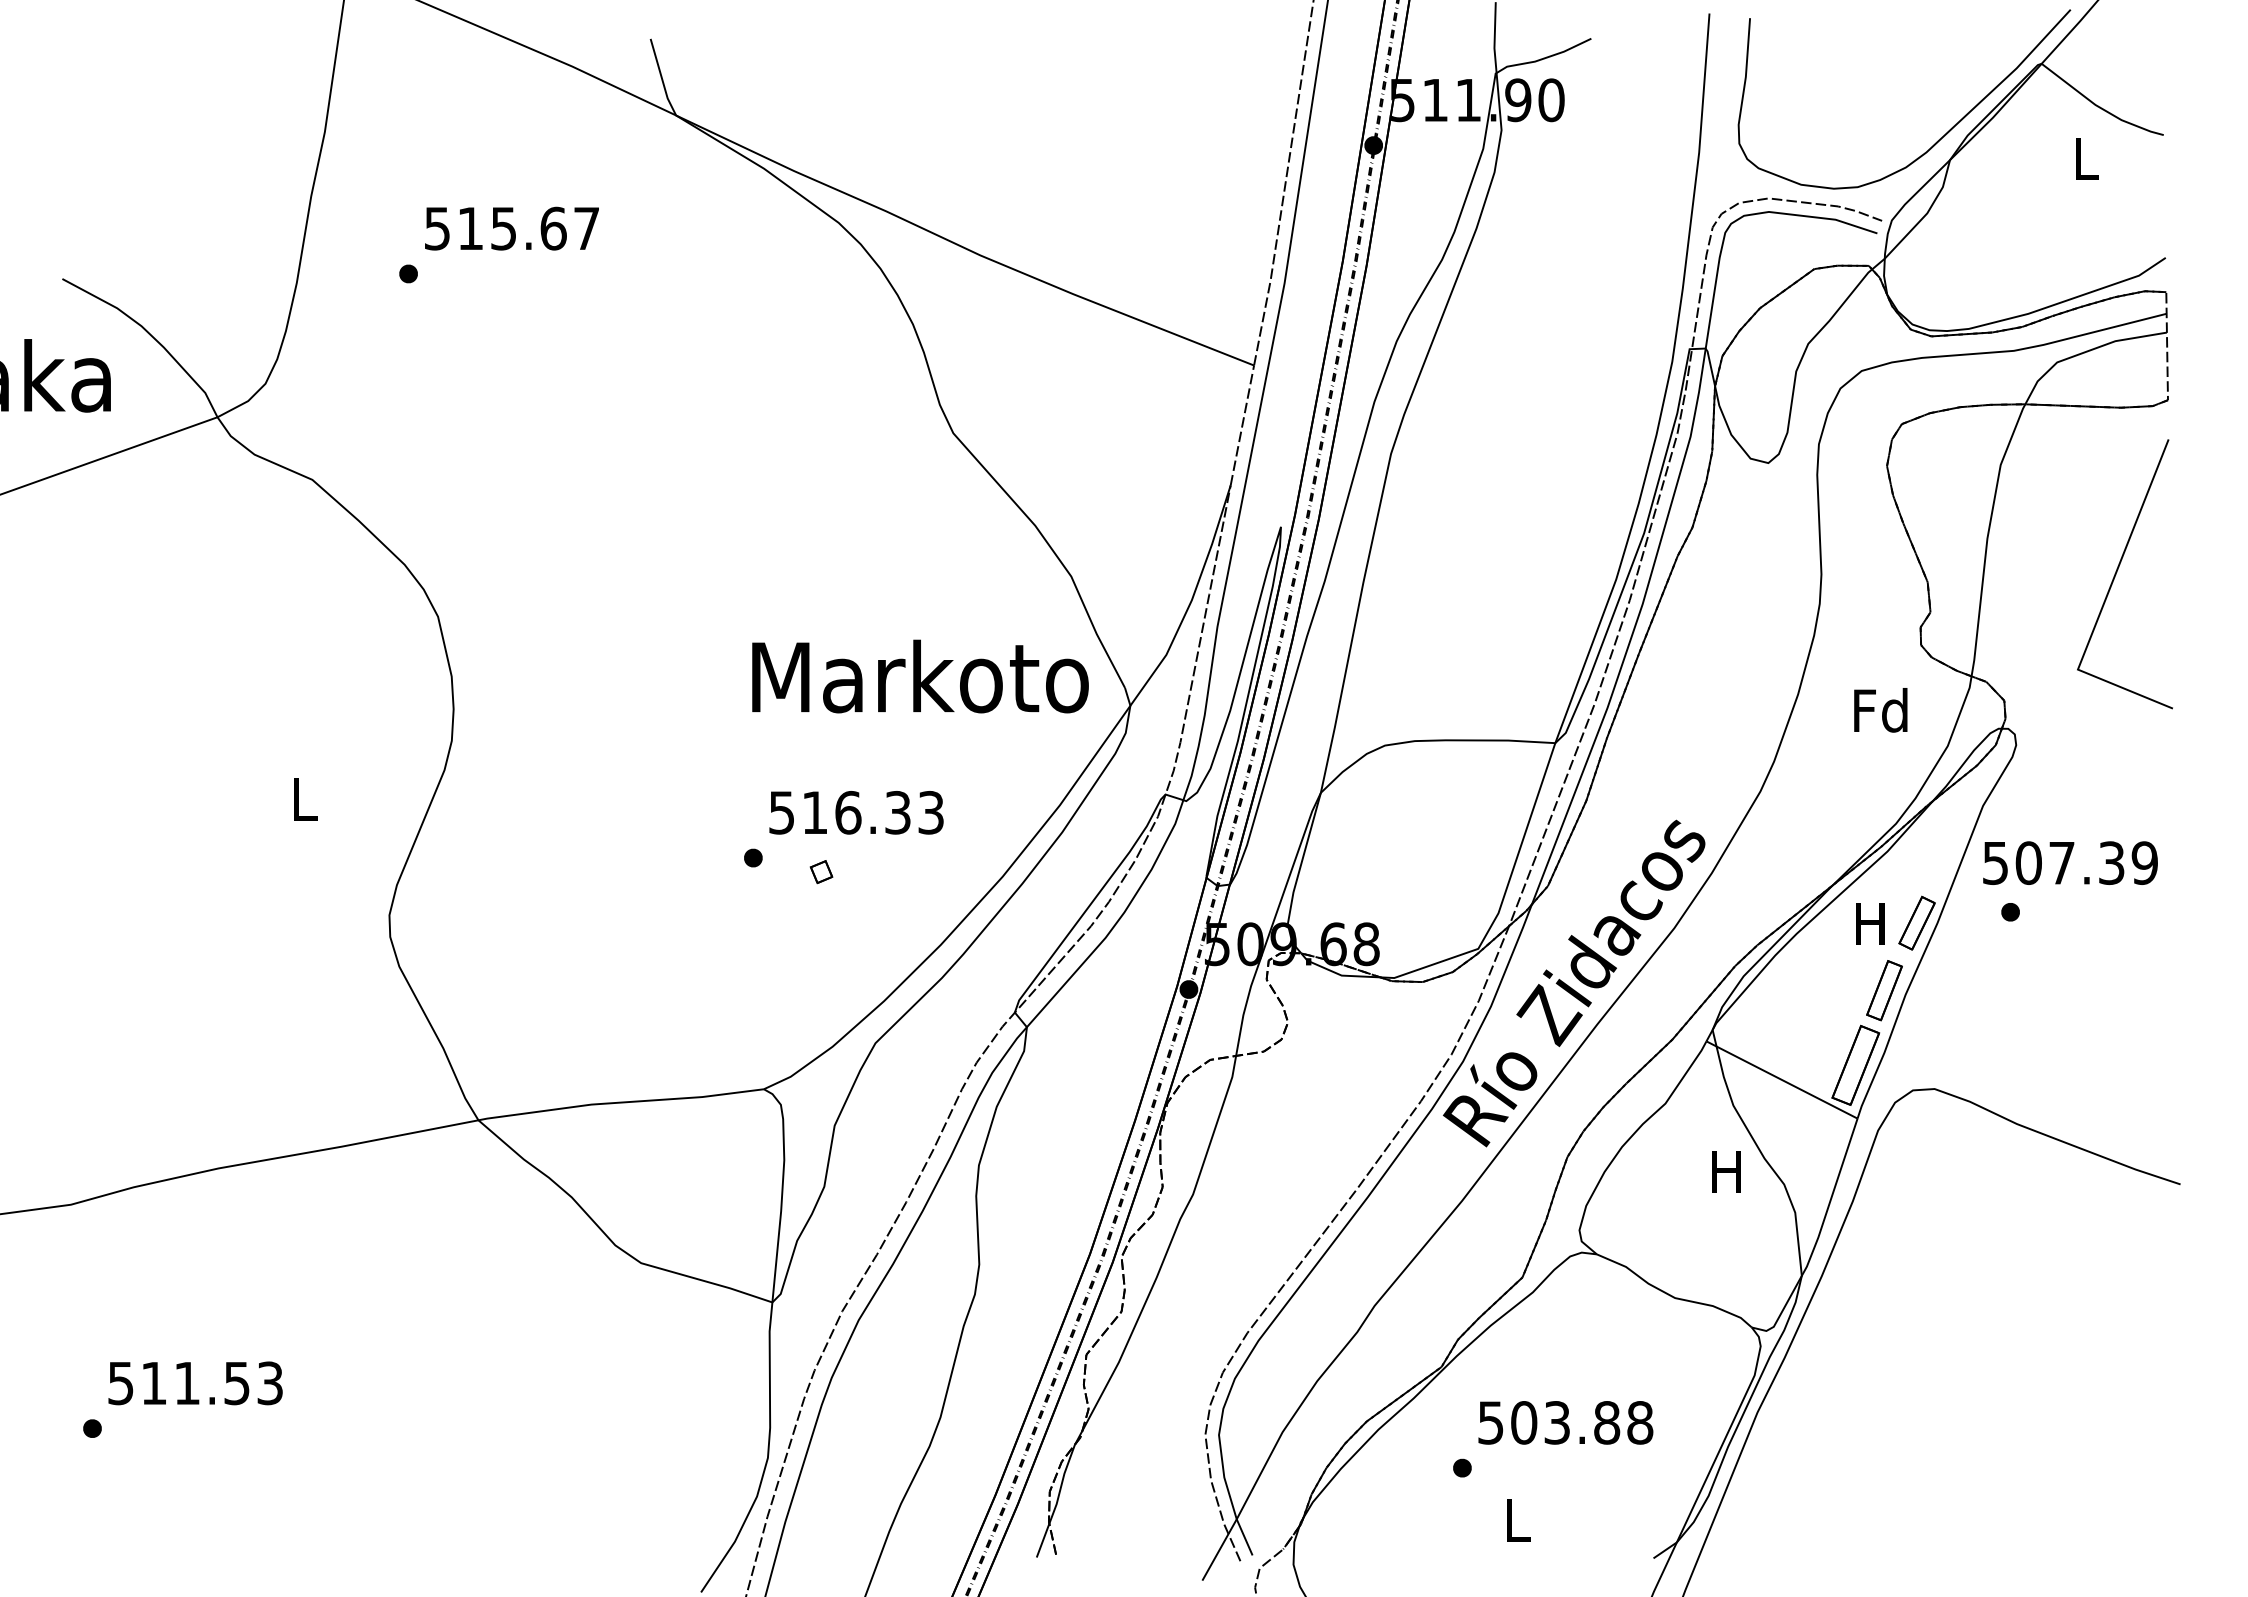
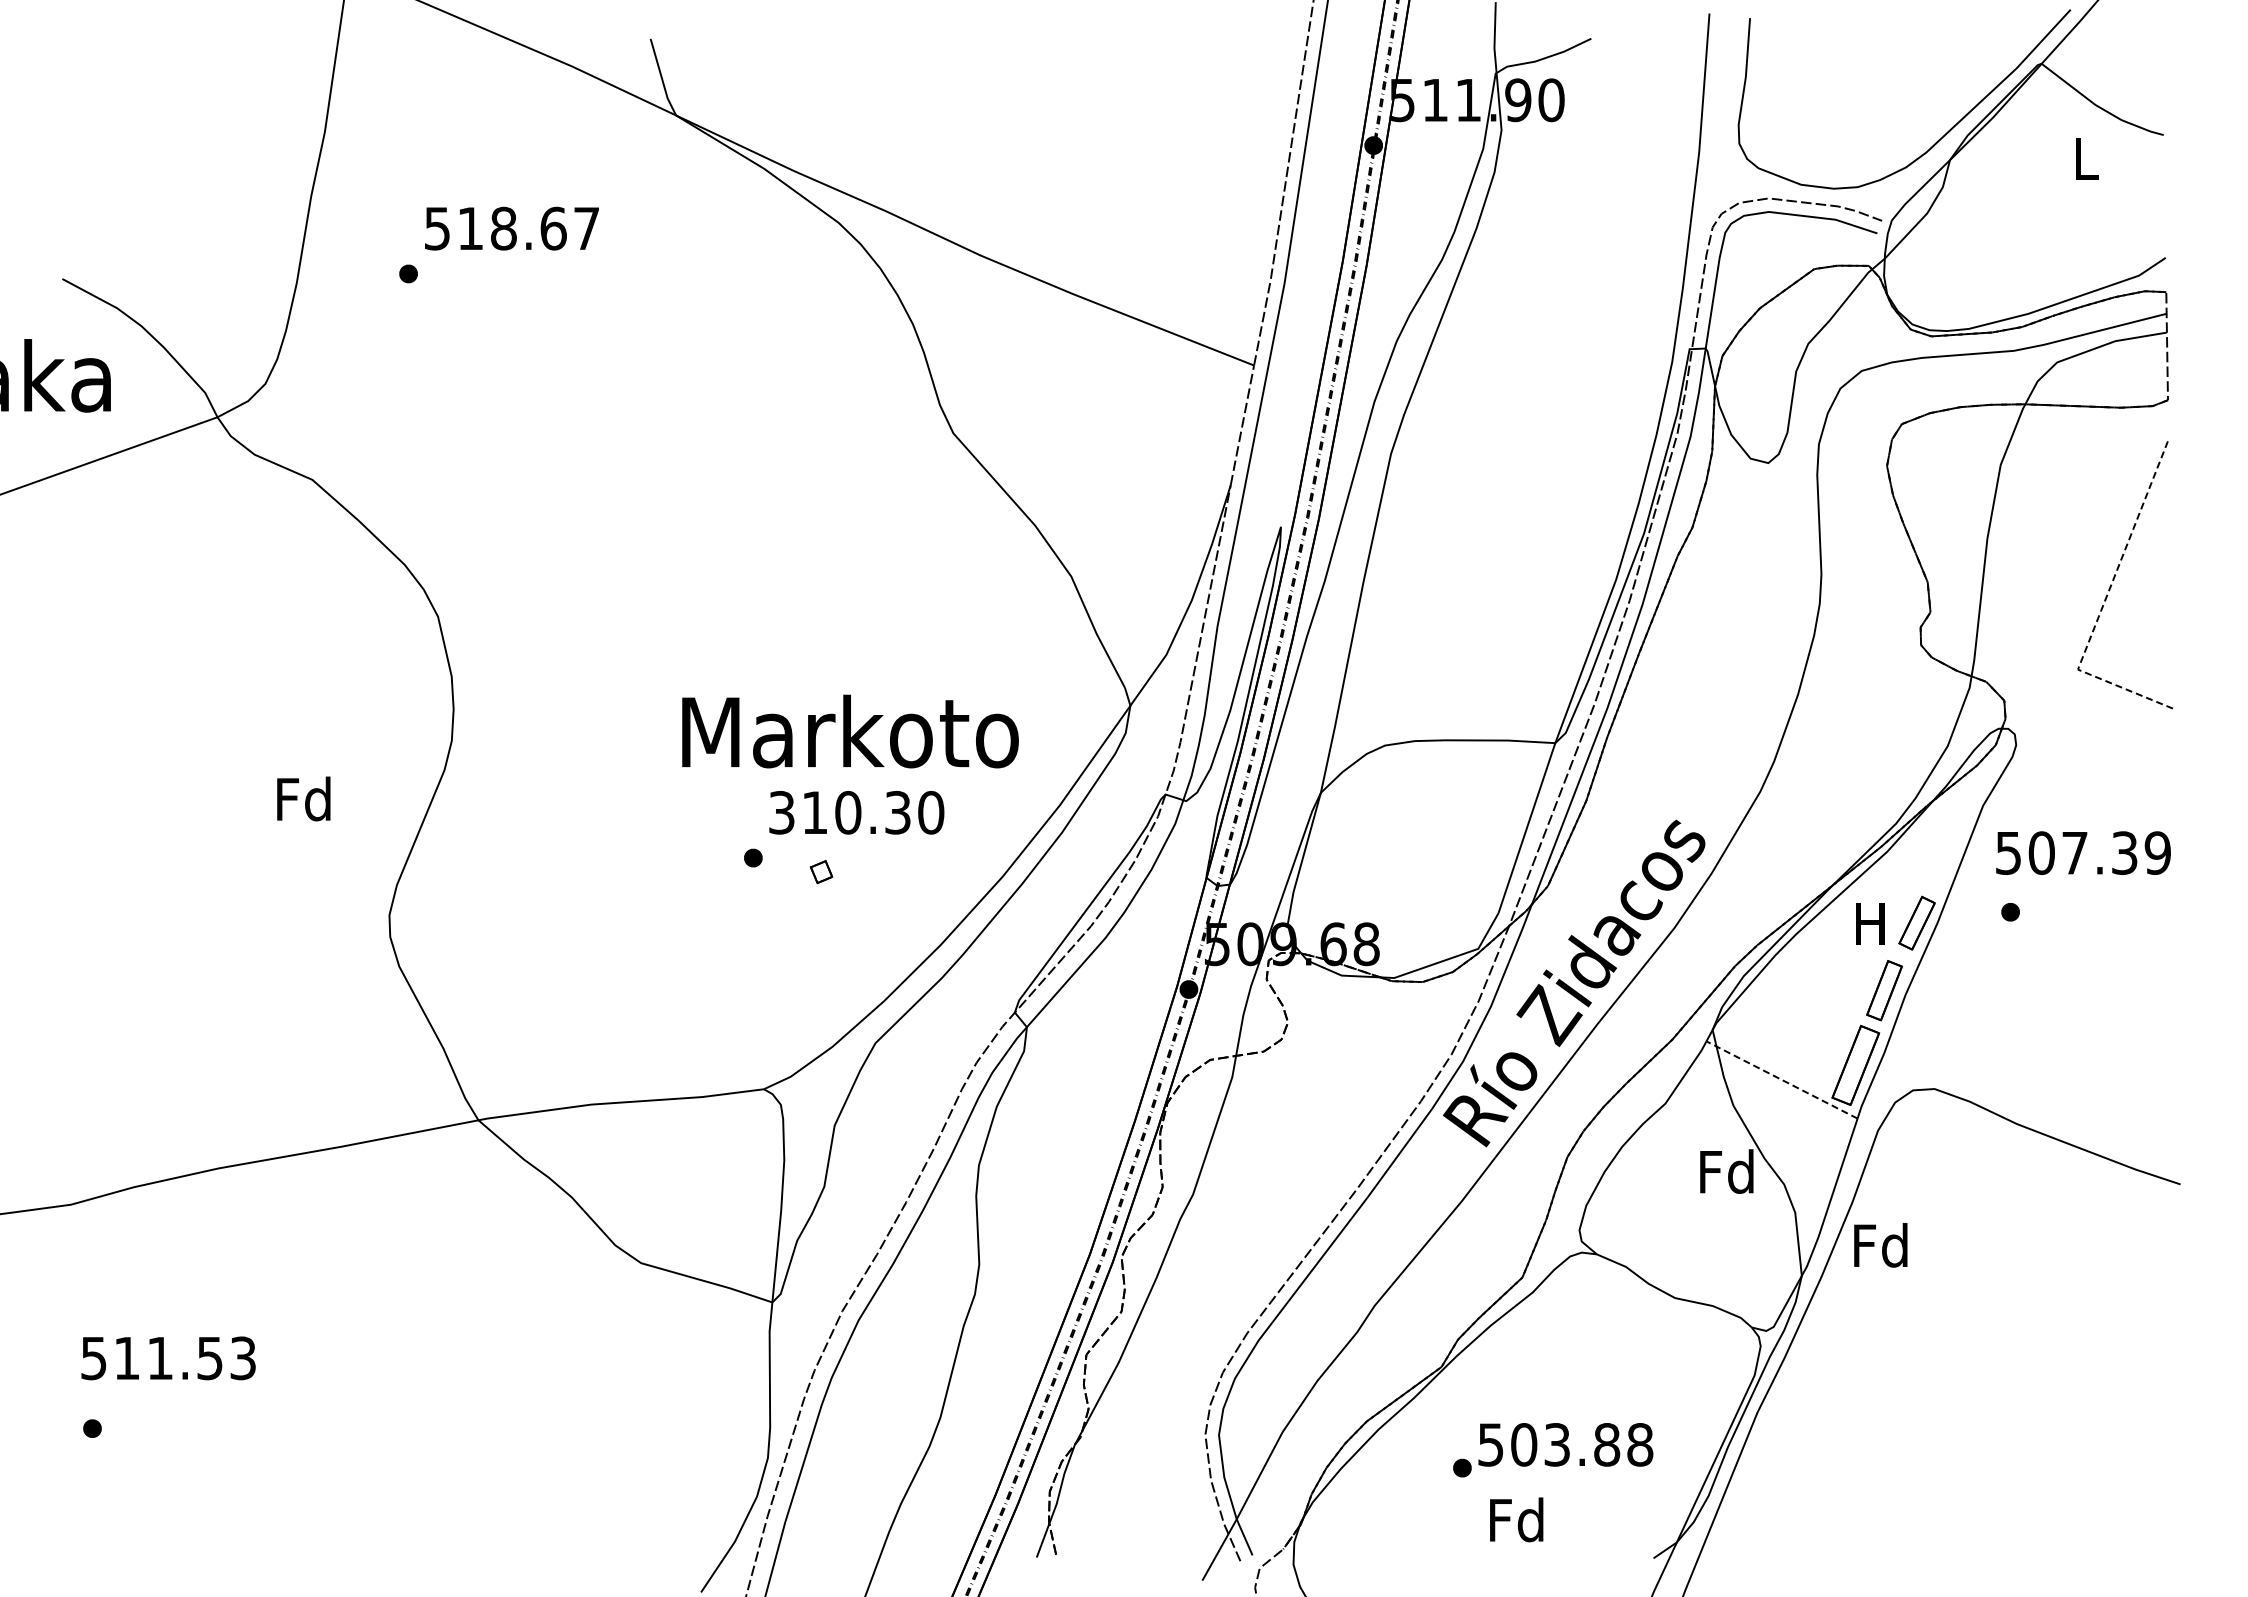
text: 515.67 -> 518.67 (503, 228)
line: solid -> dashed (2104, 602)
text position: (920, 676) -> (850, 731) (850, 731)
text position: (1880, 710) -> (1880, 1245) (1880, 1245)
text: L -> Fd (303, 798)
text: 516.33 -> 310.30 (857, 812)
text position: (2070, 862) -> (2083, 852) (2083, 852)
line: solid -> dashed (1782, 1079)
text: H -> Fd (1726, 1171)
text position: (195, 1383) -> (168, 1358) (168, 1358)
text position: (1565, 1422) -> (1565, 1444) (1565, 1444)
text: L -> Fd (1516, 1519)
